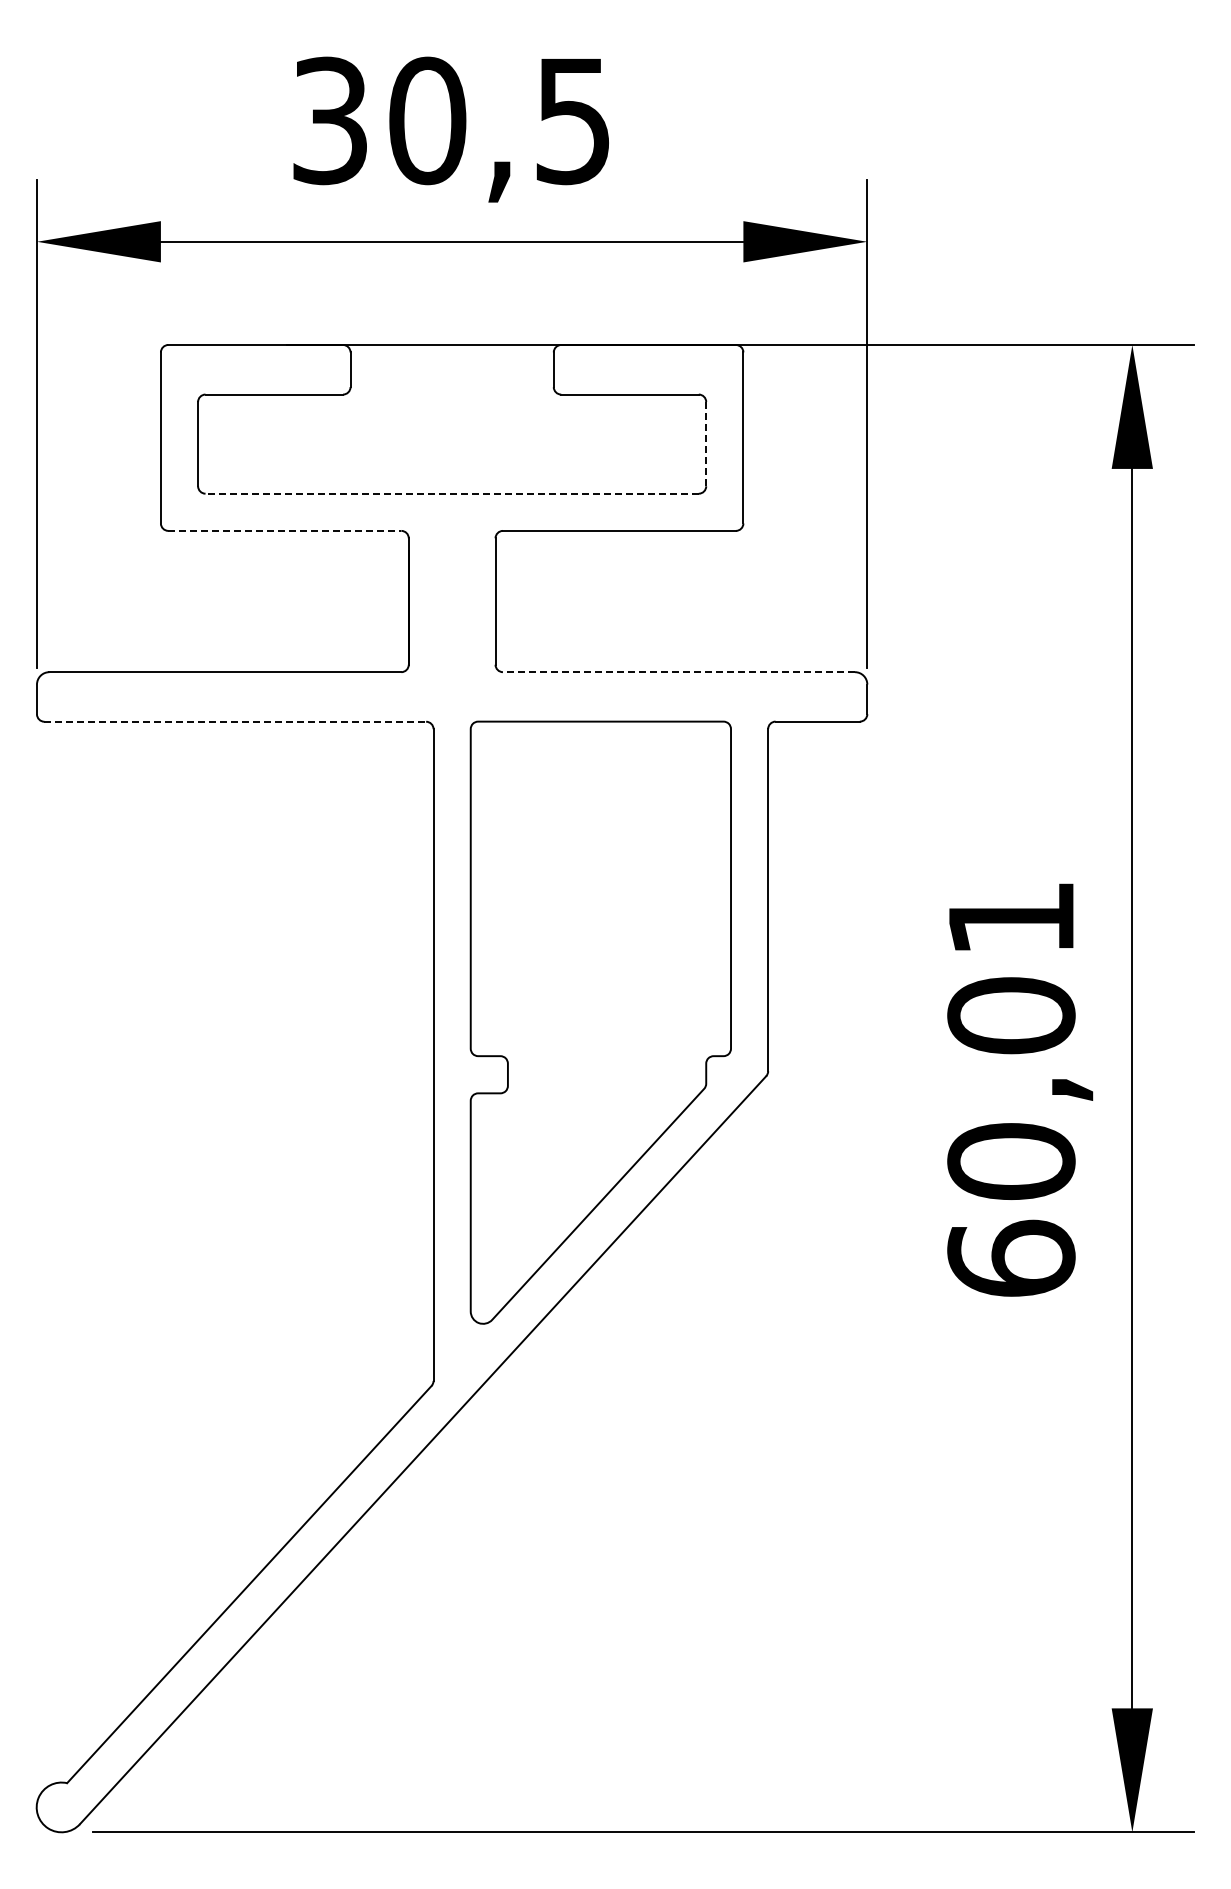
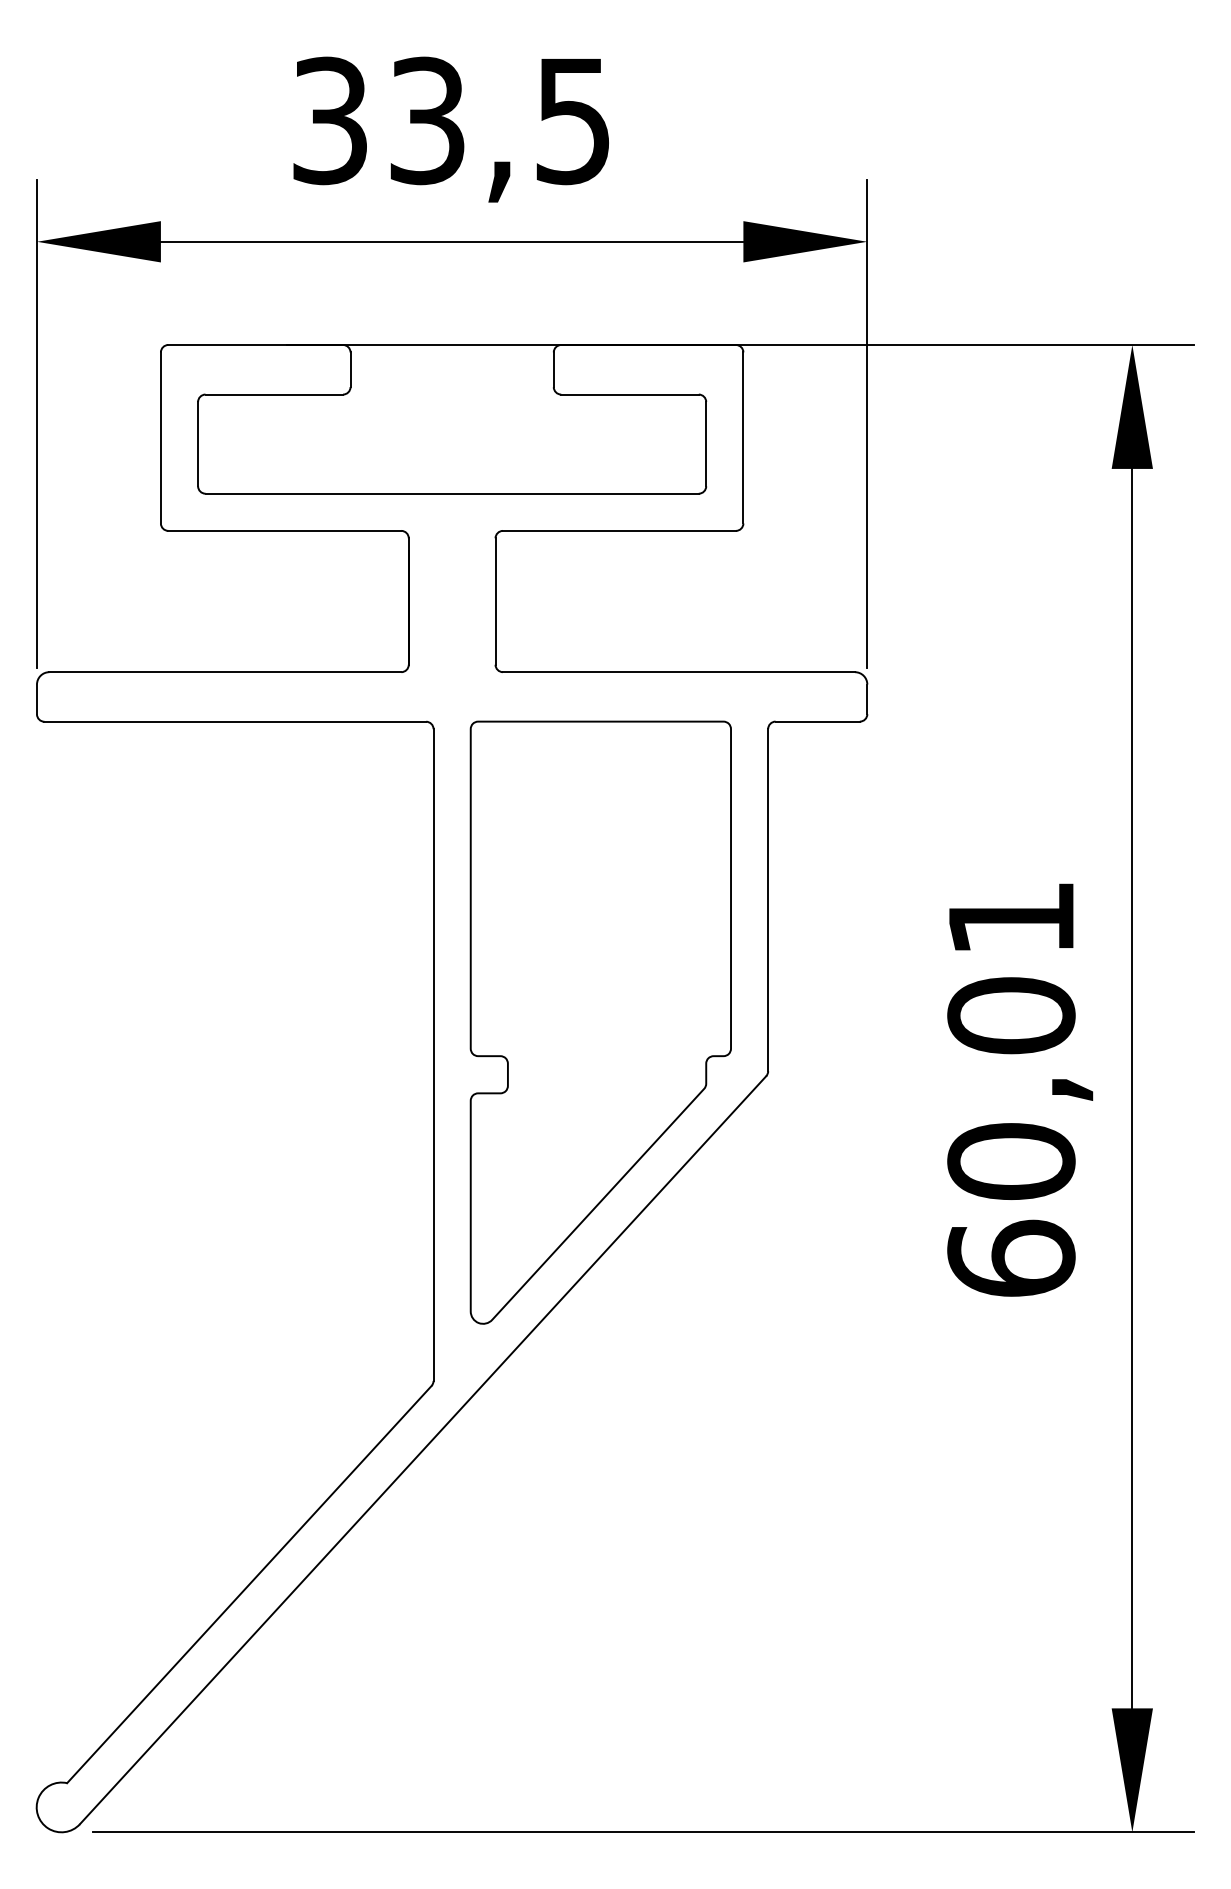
text: 30,5 -> 33,5 (427, 120)
line: dashed -> solid (706, 444)
line: dashed -> solid (452, 493)
line: dashed -> solid (285, 530)
line: dashed -> solid (678, 672)
line: dashed -> solid (235, 721)
